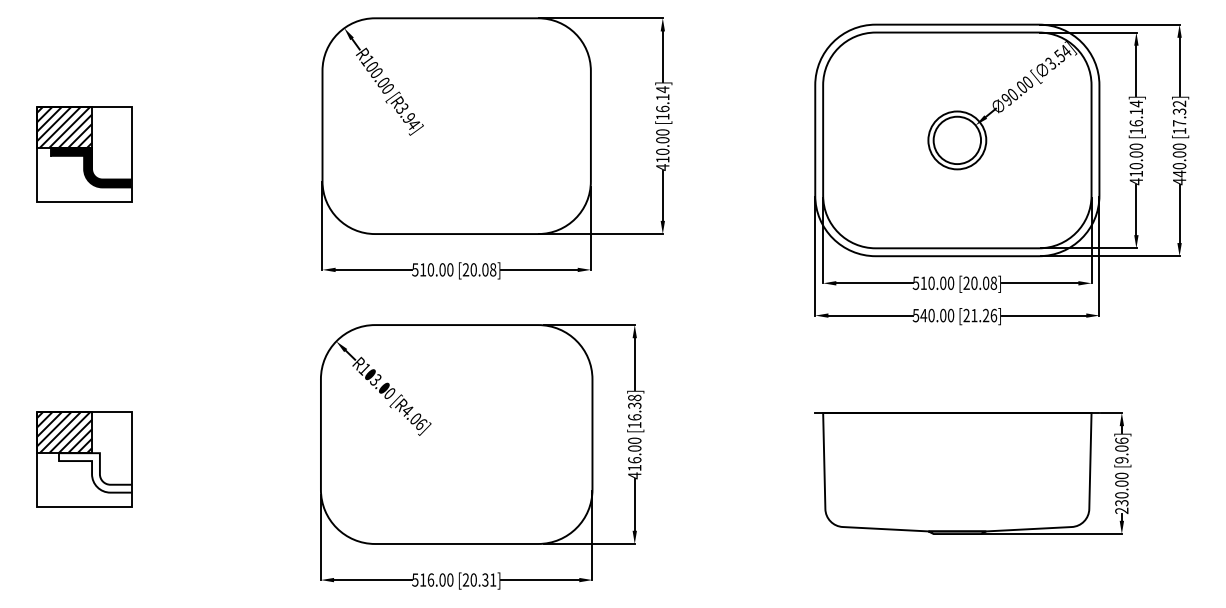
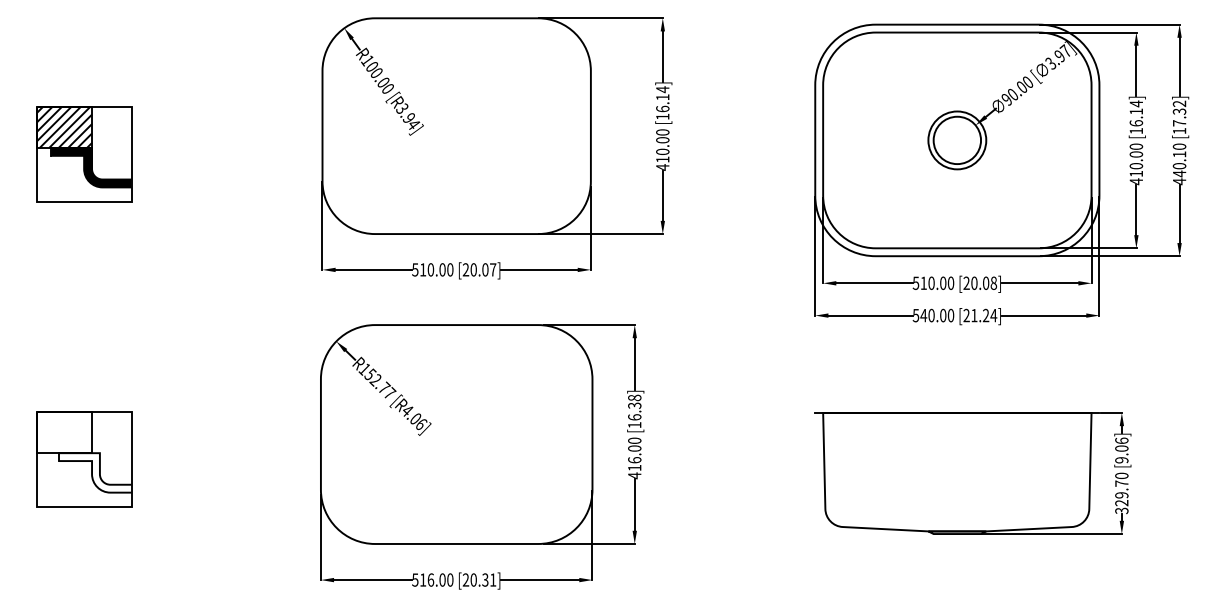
text: 3.54] -> 3.97] (1062, 53)
text: 440.00 -> 440.10 (1179, 154)
text: [20.08] -> [20.07] (493, 269)
text: [21.26] -> [21.24] (993, 315)
text: R103.00 -> R152.77 (380, 383)
hatch: present -> none (64, 432)
text: 230.00 -> 329.70 (1121, 497)
